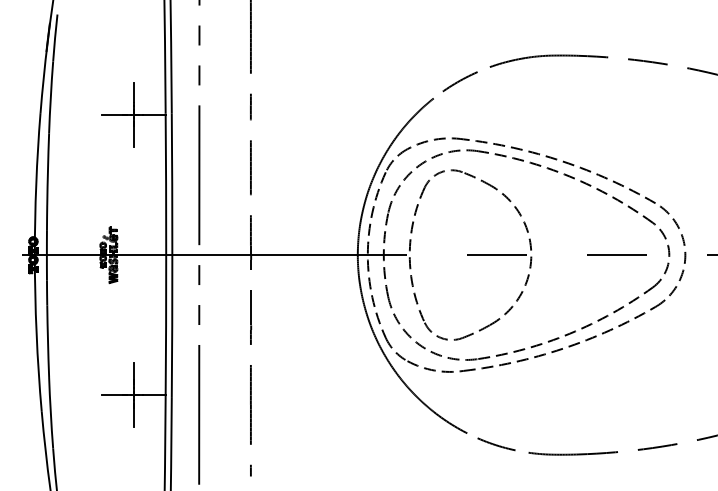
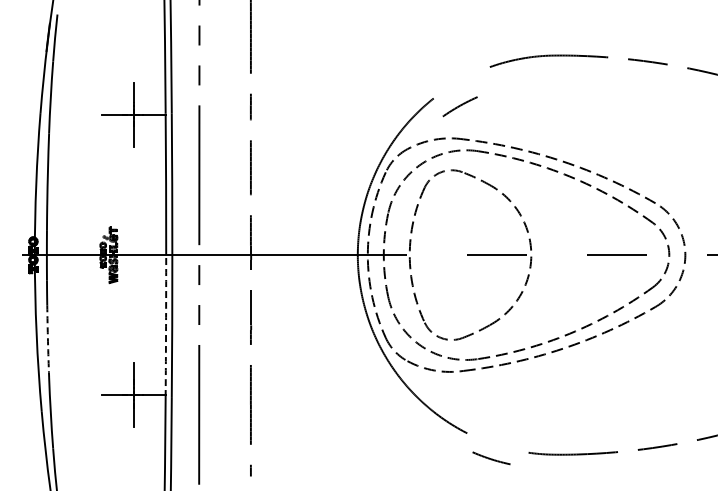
curve position: (459, 81) -> (459, 106) (459, 106)
arc: solid -> dashed (166, 326)
arc: solid -> dashed (47, 341)
line position: (496, 444) -> (491, 458) (491, 458)
